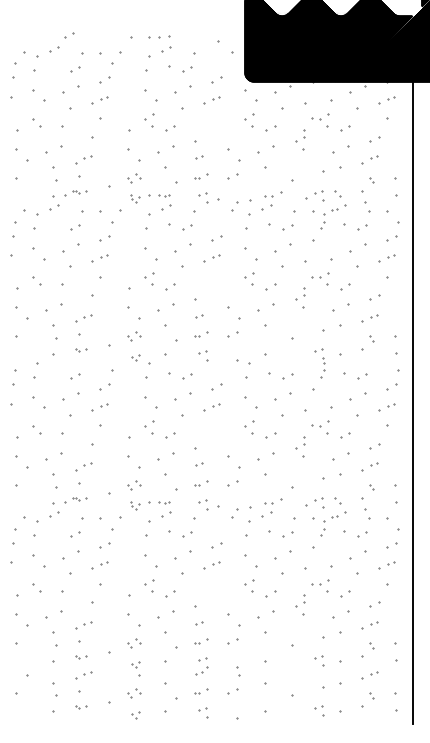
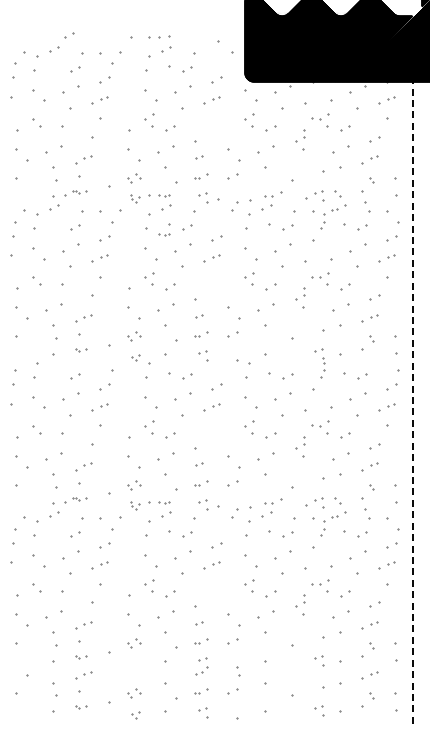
part: none -> present (164, 234)
line: solid -> dashed (412, 381)
part: present -> none (135, 668)
